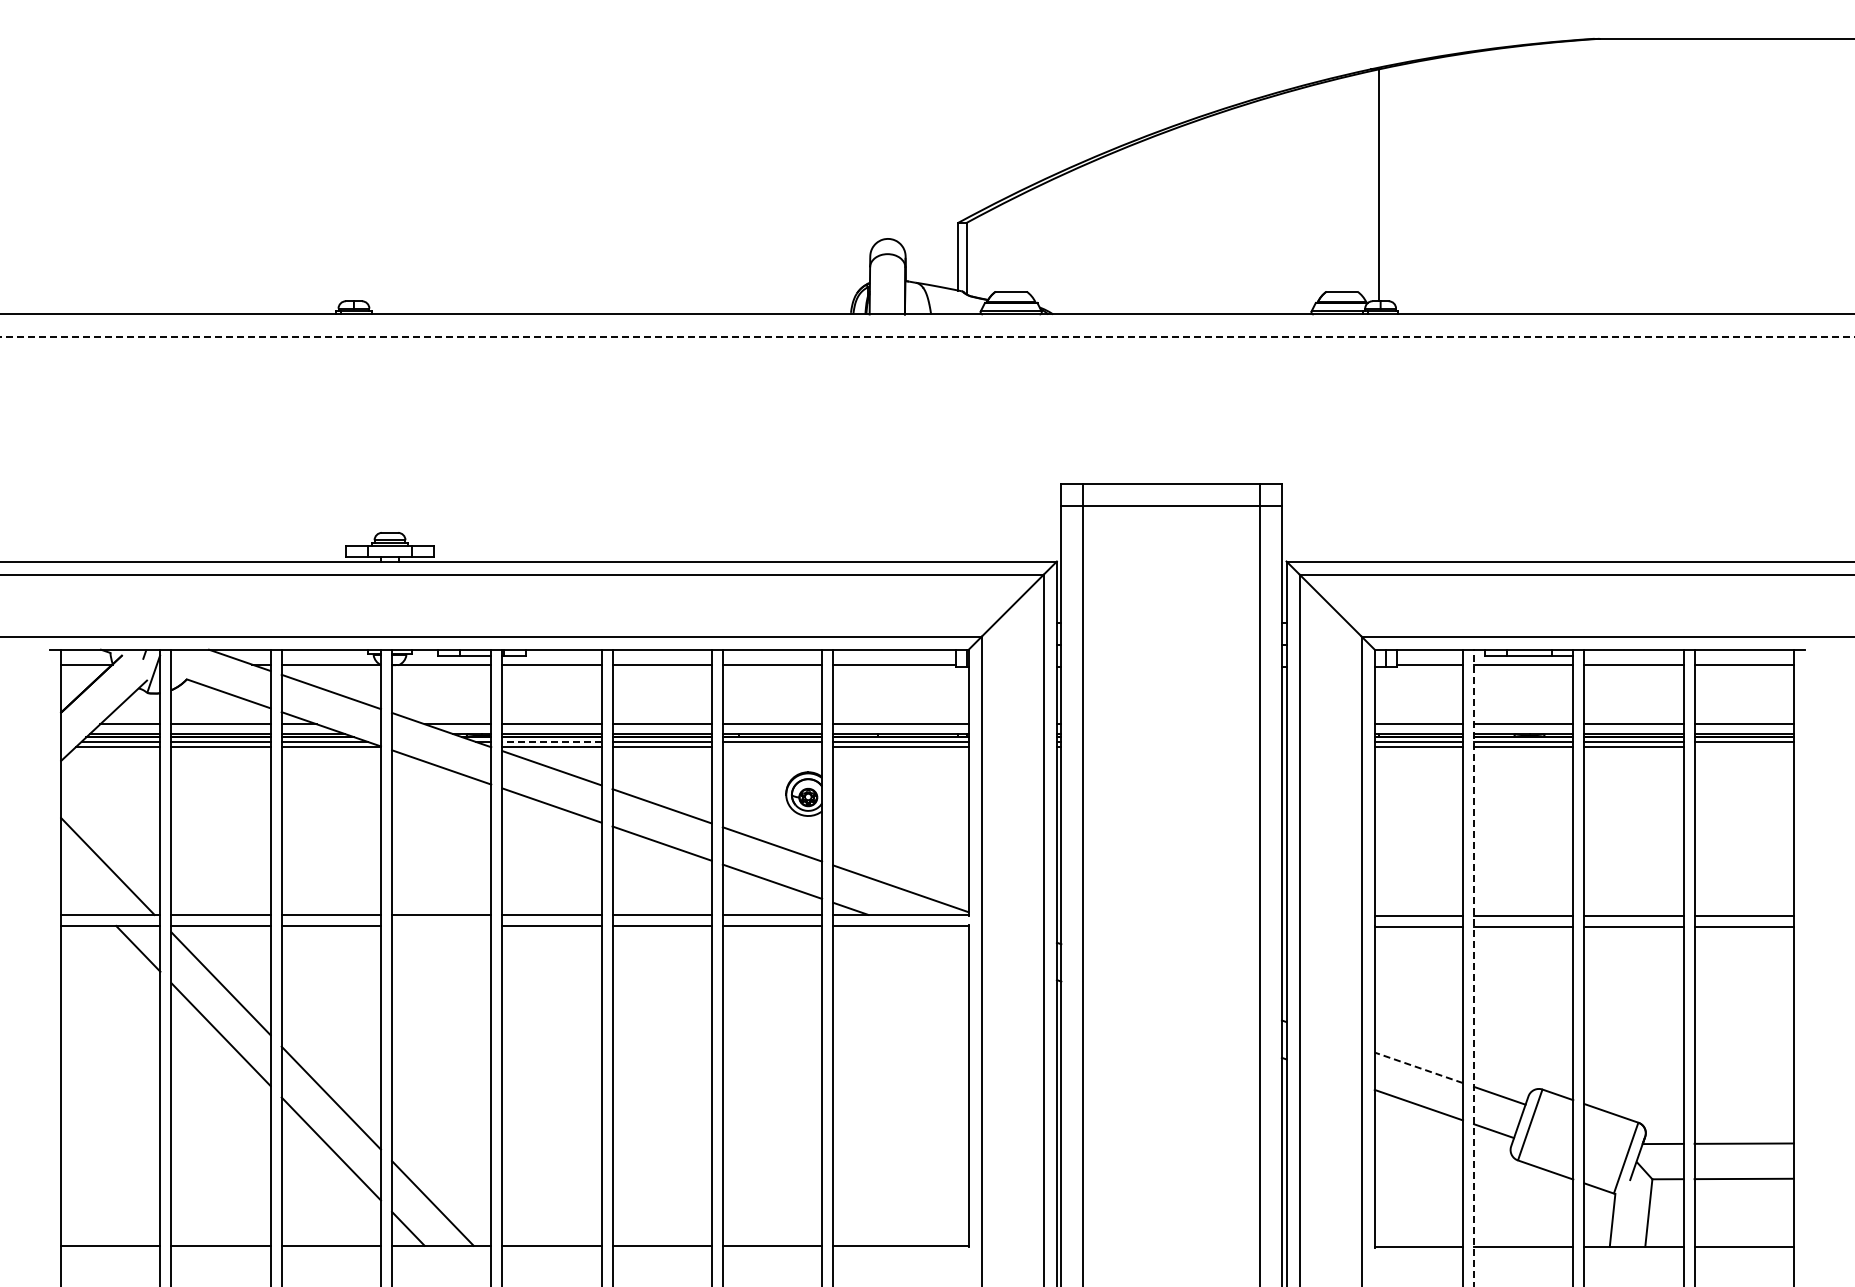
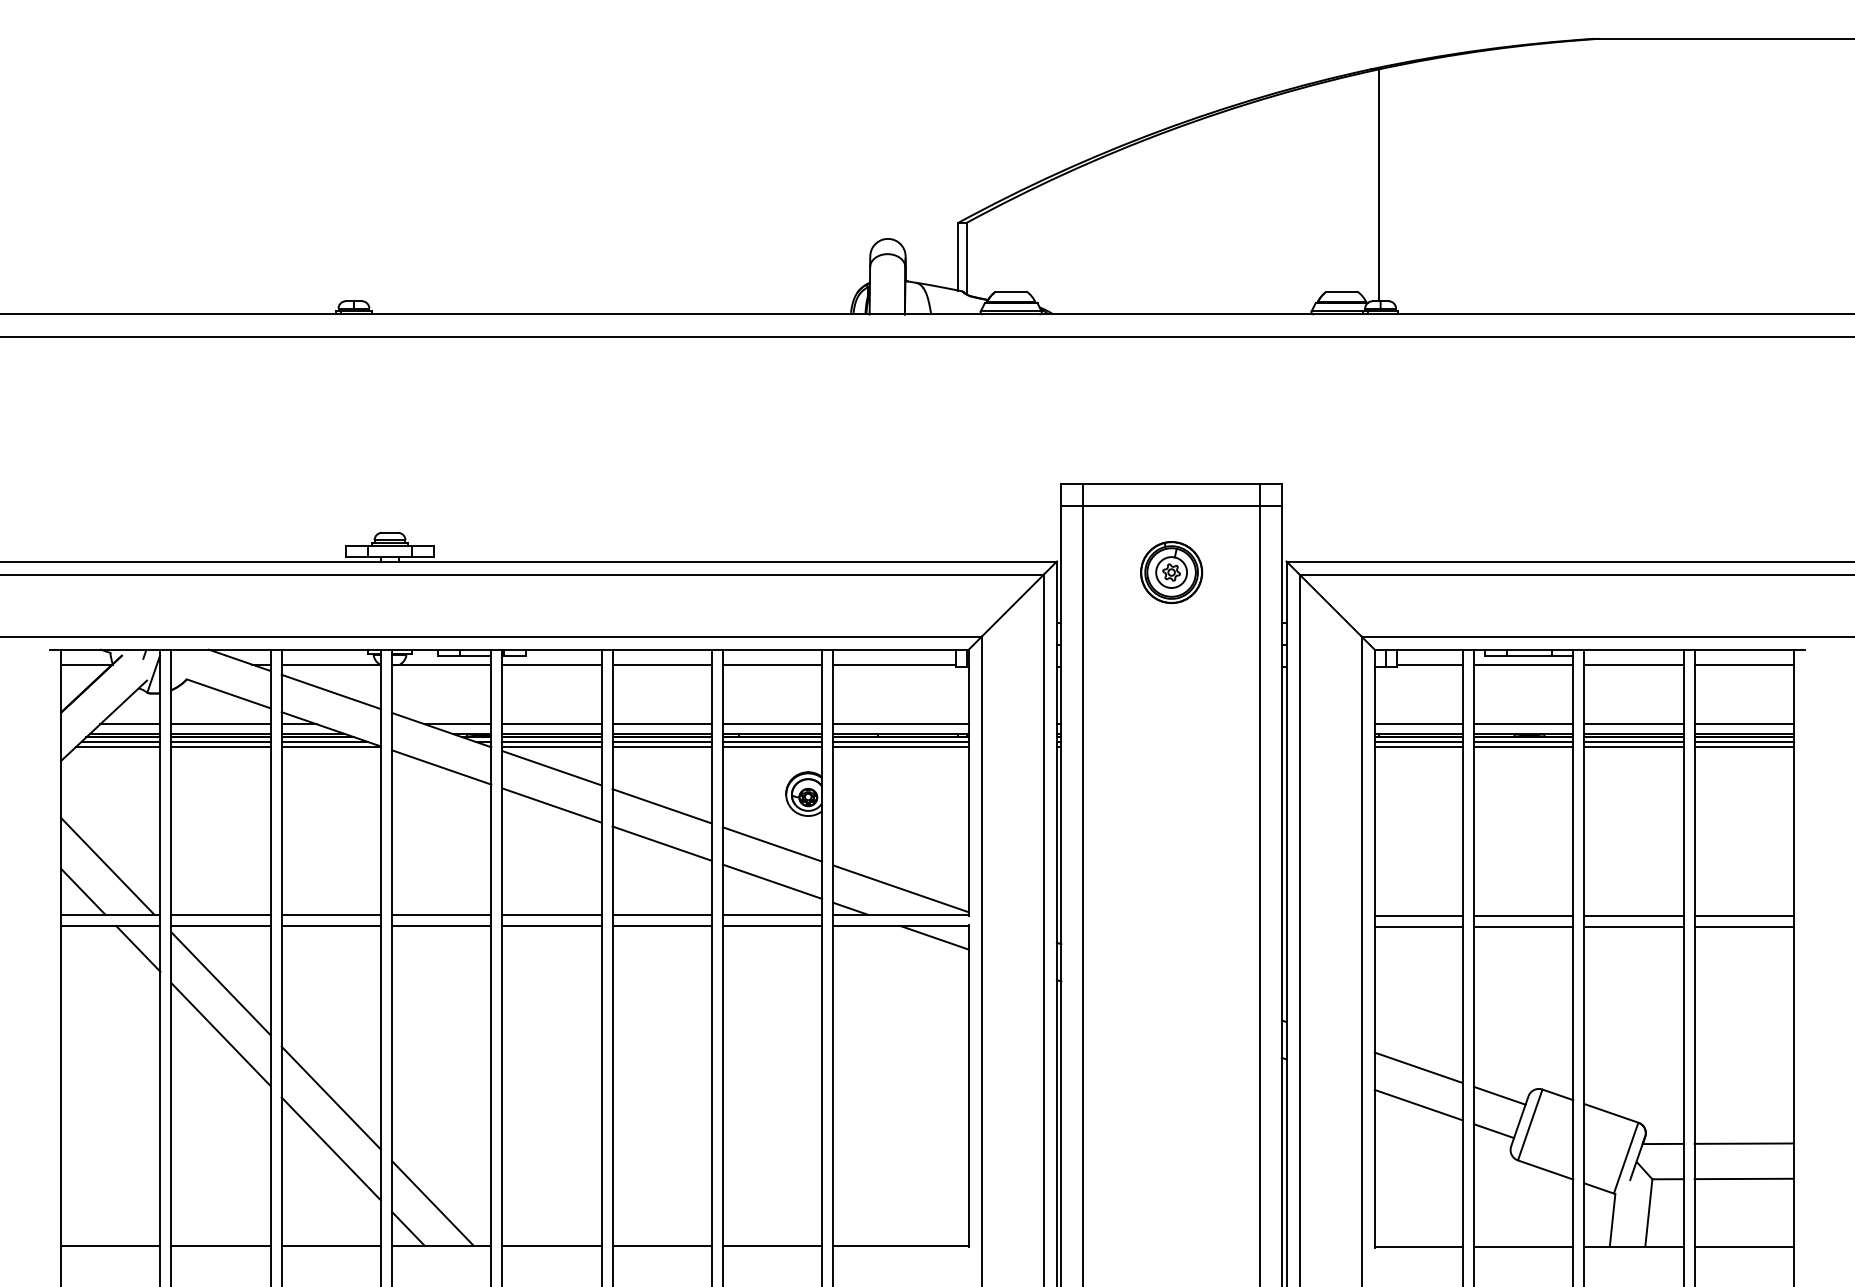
line: dashed -> solid (927, 336)
part: none -> present (1171, 572)
line: dashed -> solid (551, 741)
line: none -> present (772, 747)
line: none -> present (1743, 747)
line: none -> present (83, 891)
line: none -> present (441, 925)
line: none -> present (934, 937)
line: dashed -> solid (1474, 967)
line: dashed -> solid (1418, 1067)
